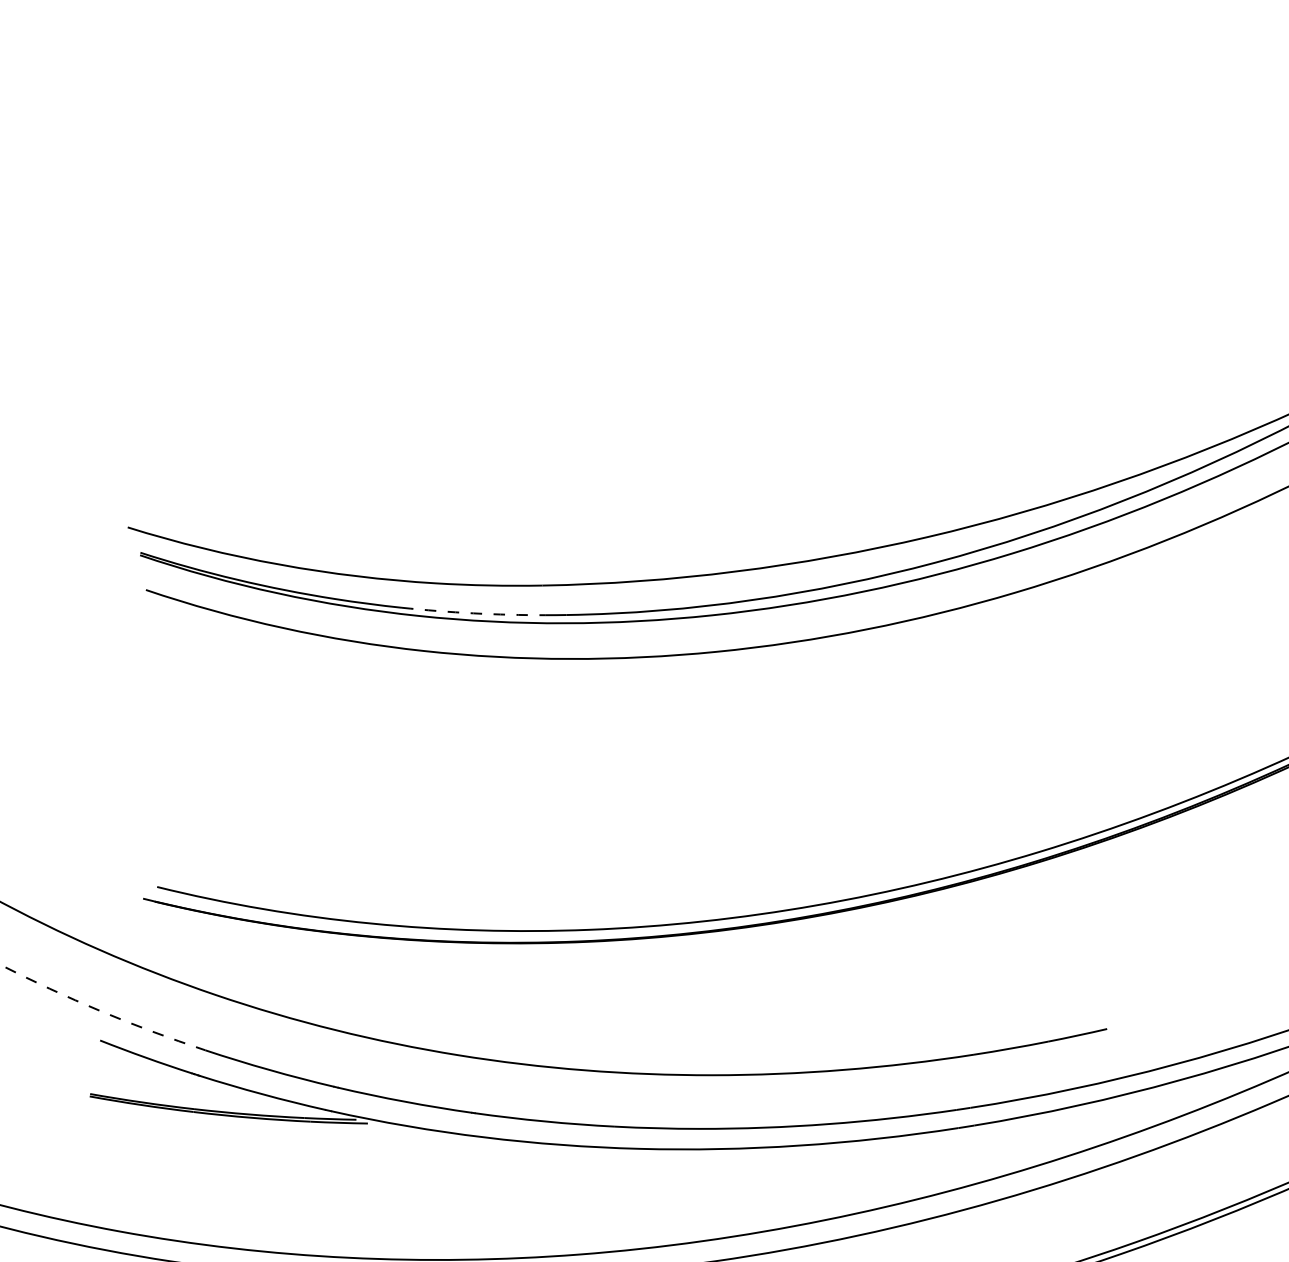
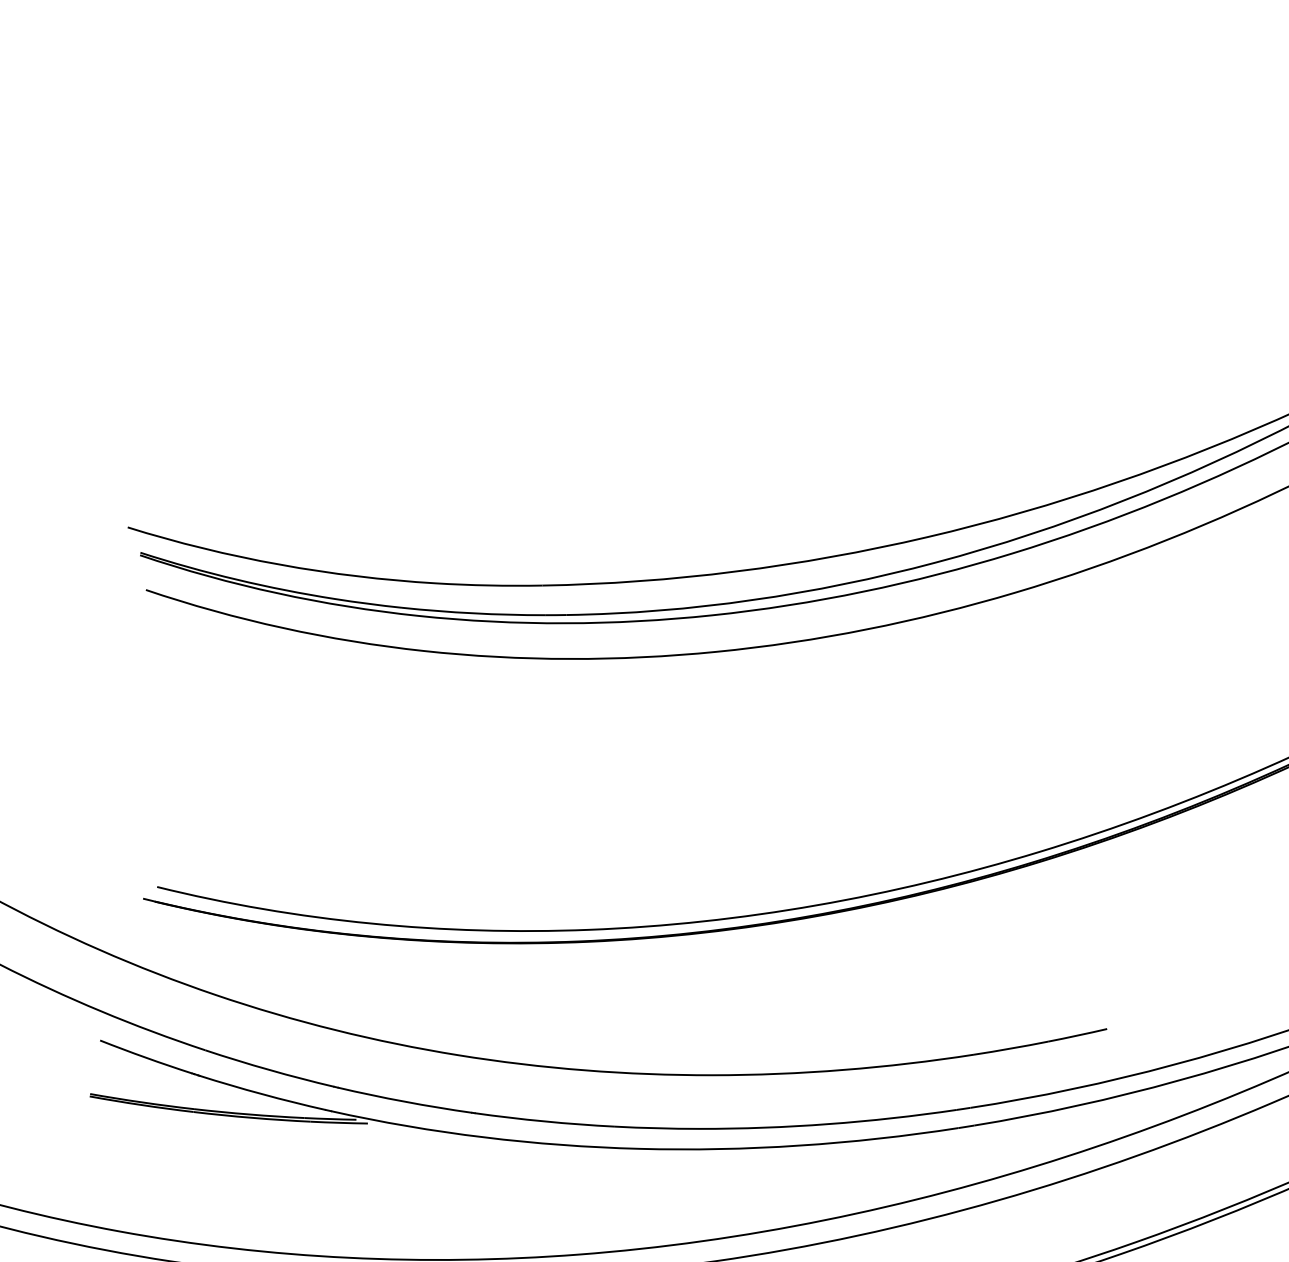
arc: dashed -> solid (473, 613)
arc: dashed -> solid (100, 1011)
